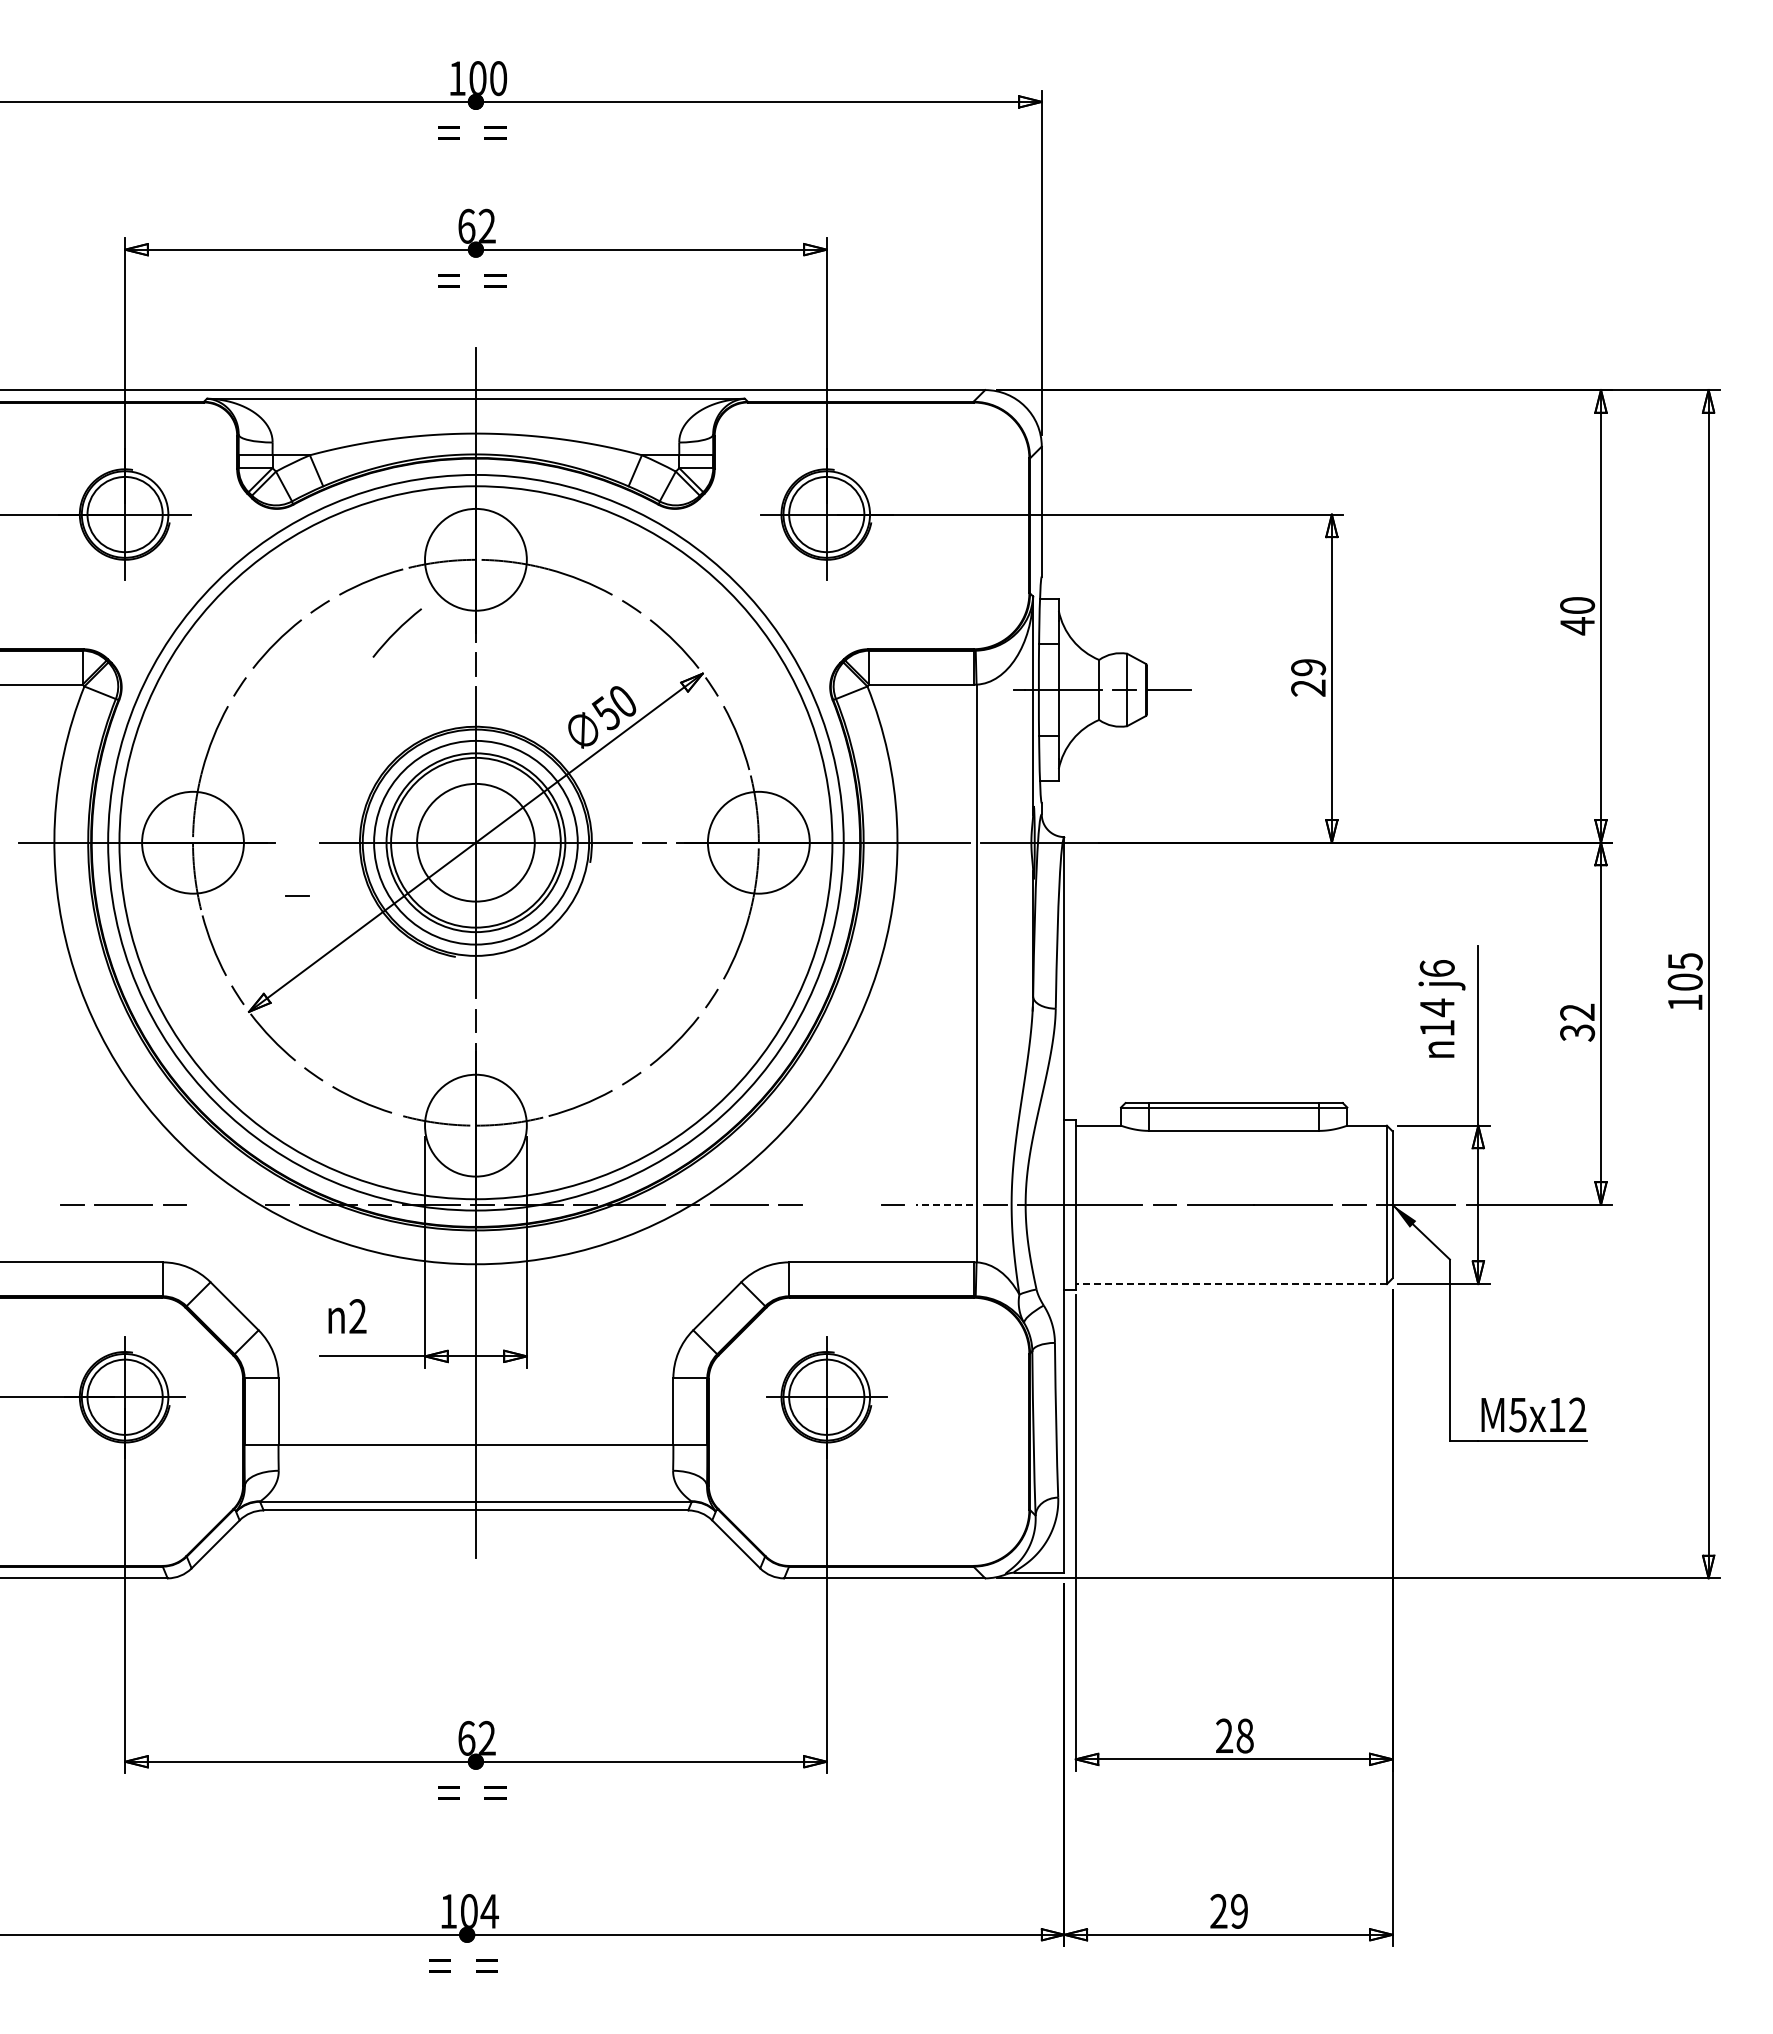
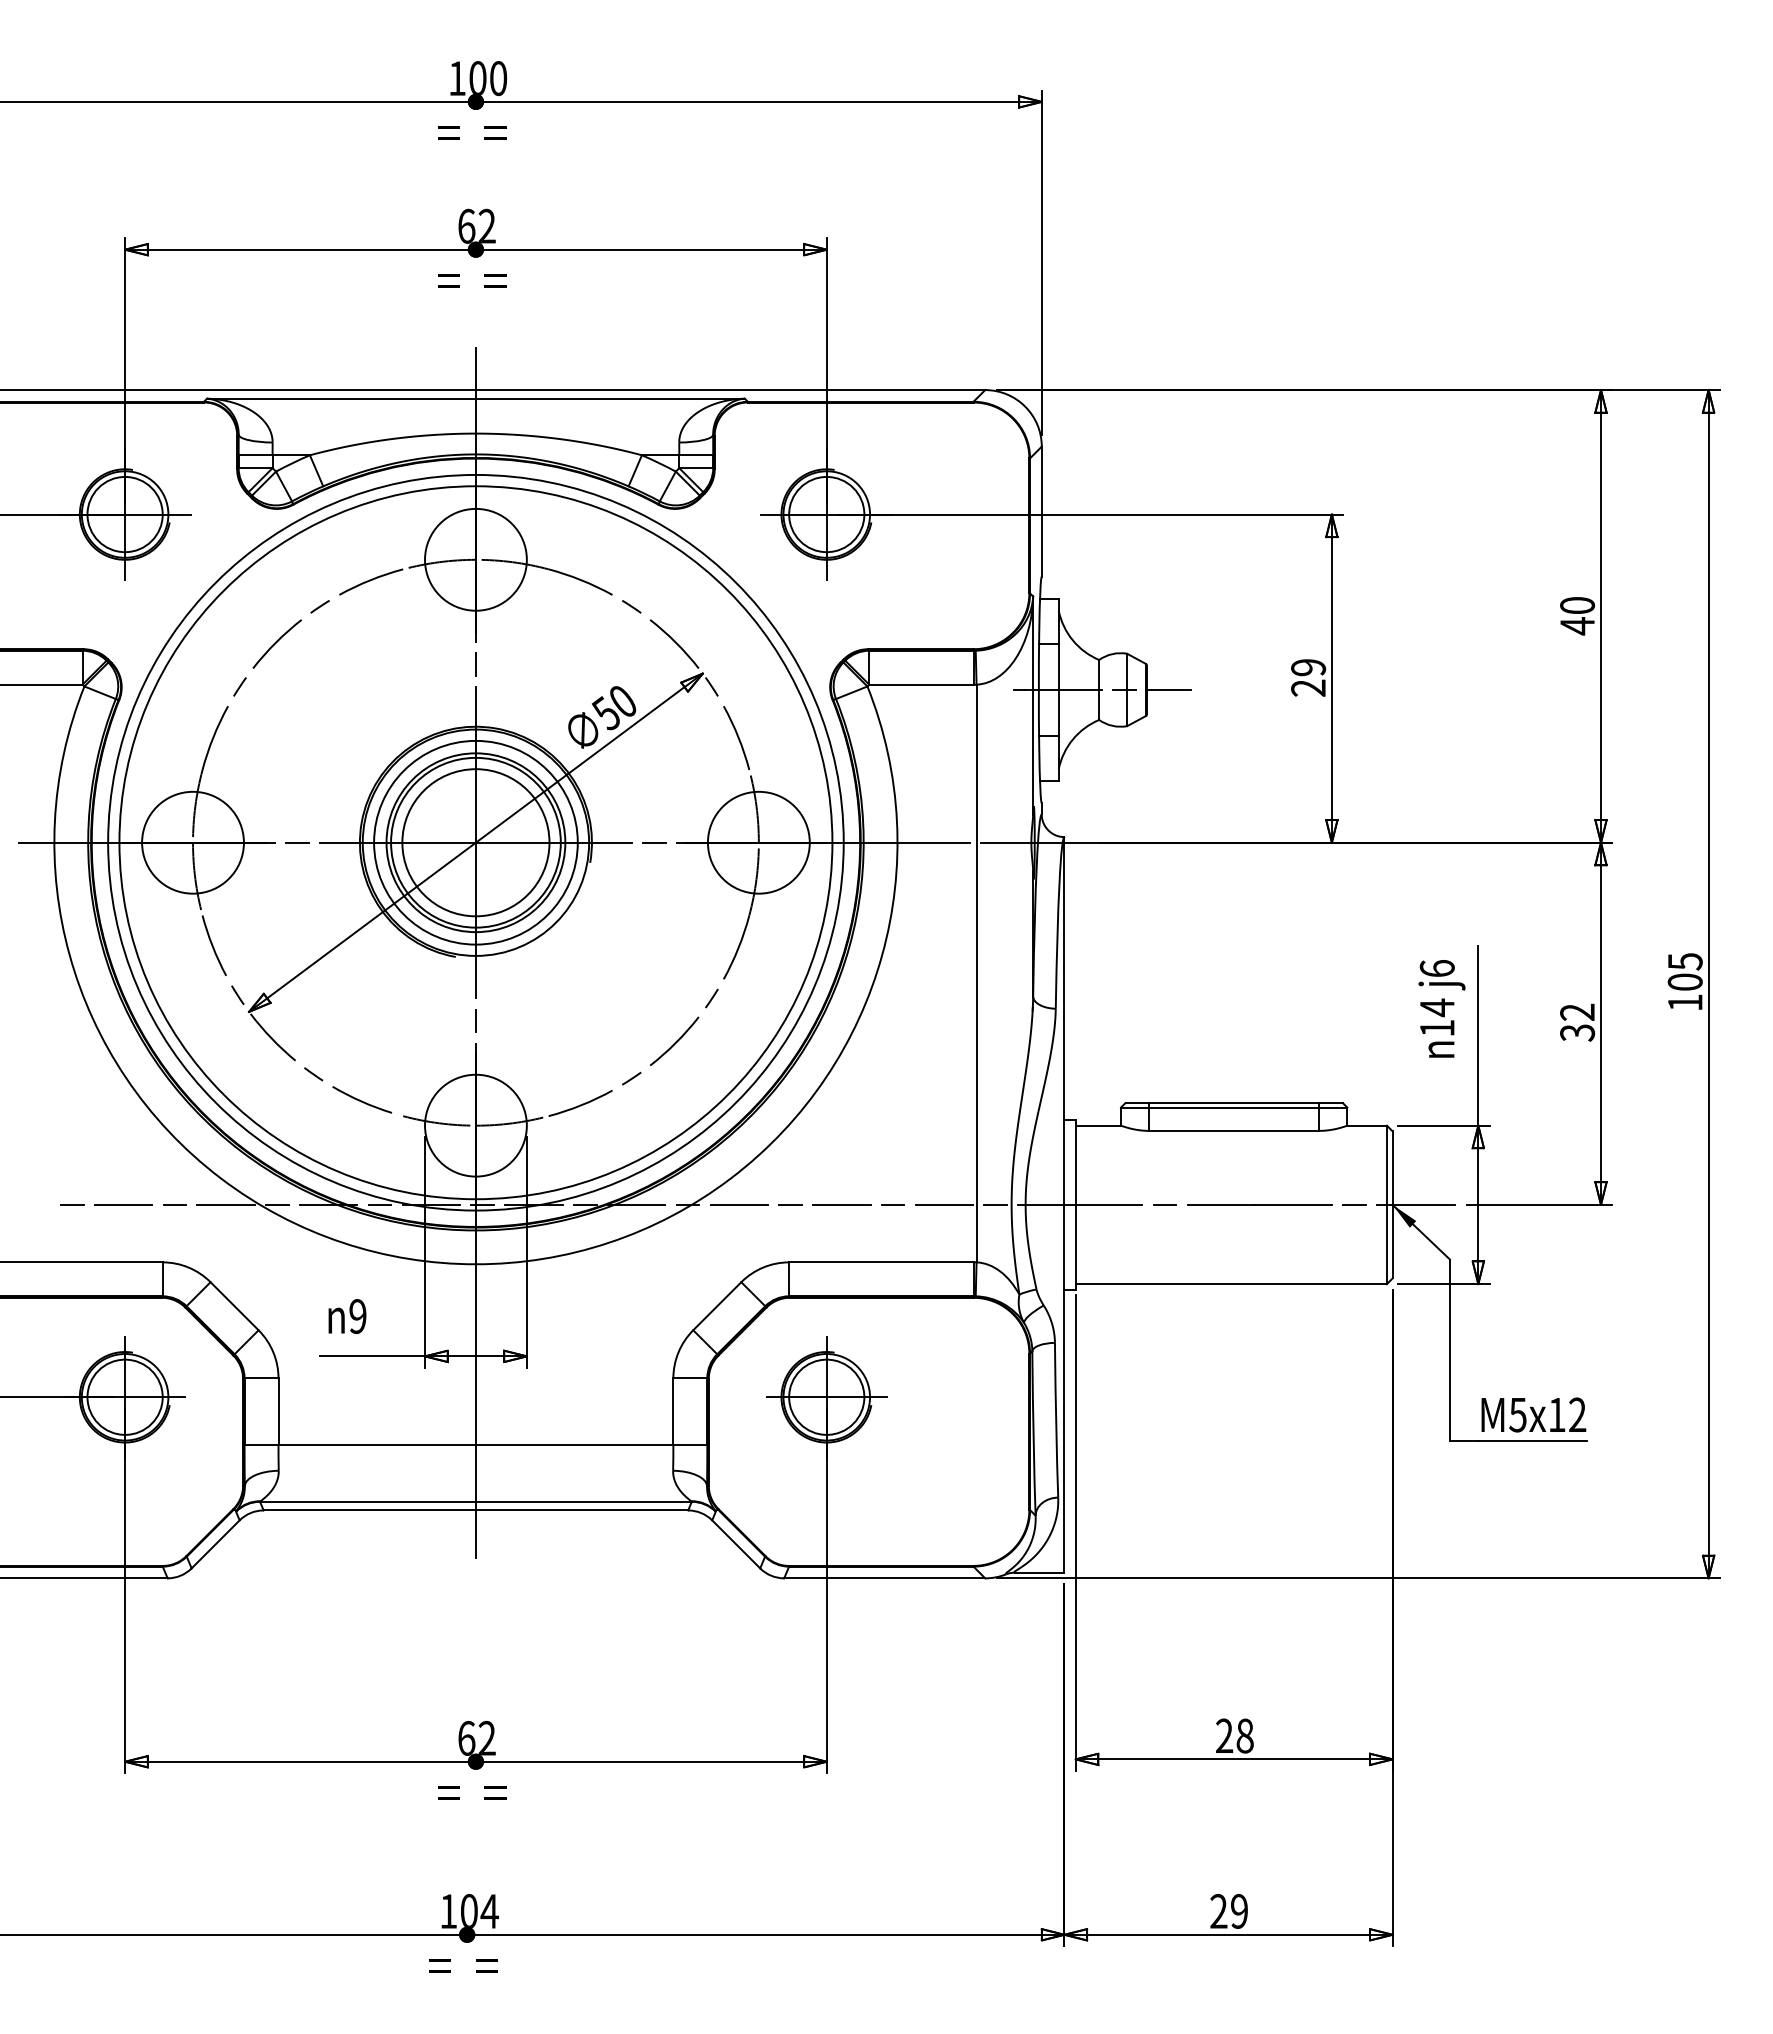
arc: present -> none (396, 632)
circle diameter: 118 px -> 147 px (475, 842)
line position: (297, 895) -> (297, 842) (297, 842)
line: none -> present (225, 1204)
line: none -> present (841, 1204)
line: dashed -> solid (944, 1204)
line: dashed -> solid (1231, 1284)
text: 2 -> 9 (357, 1316)
